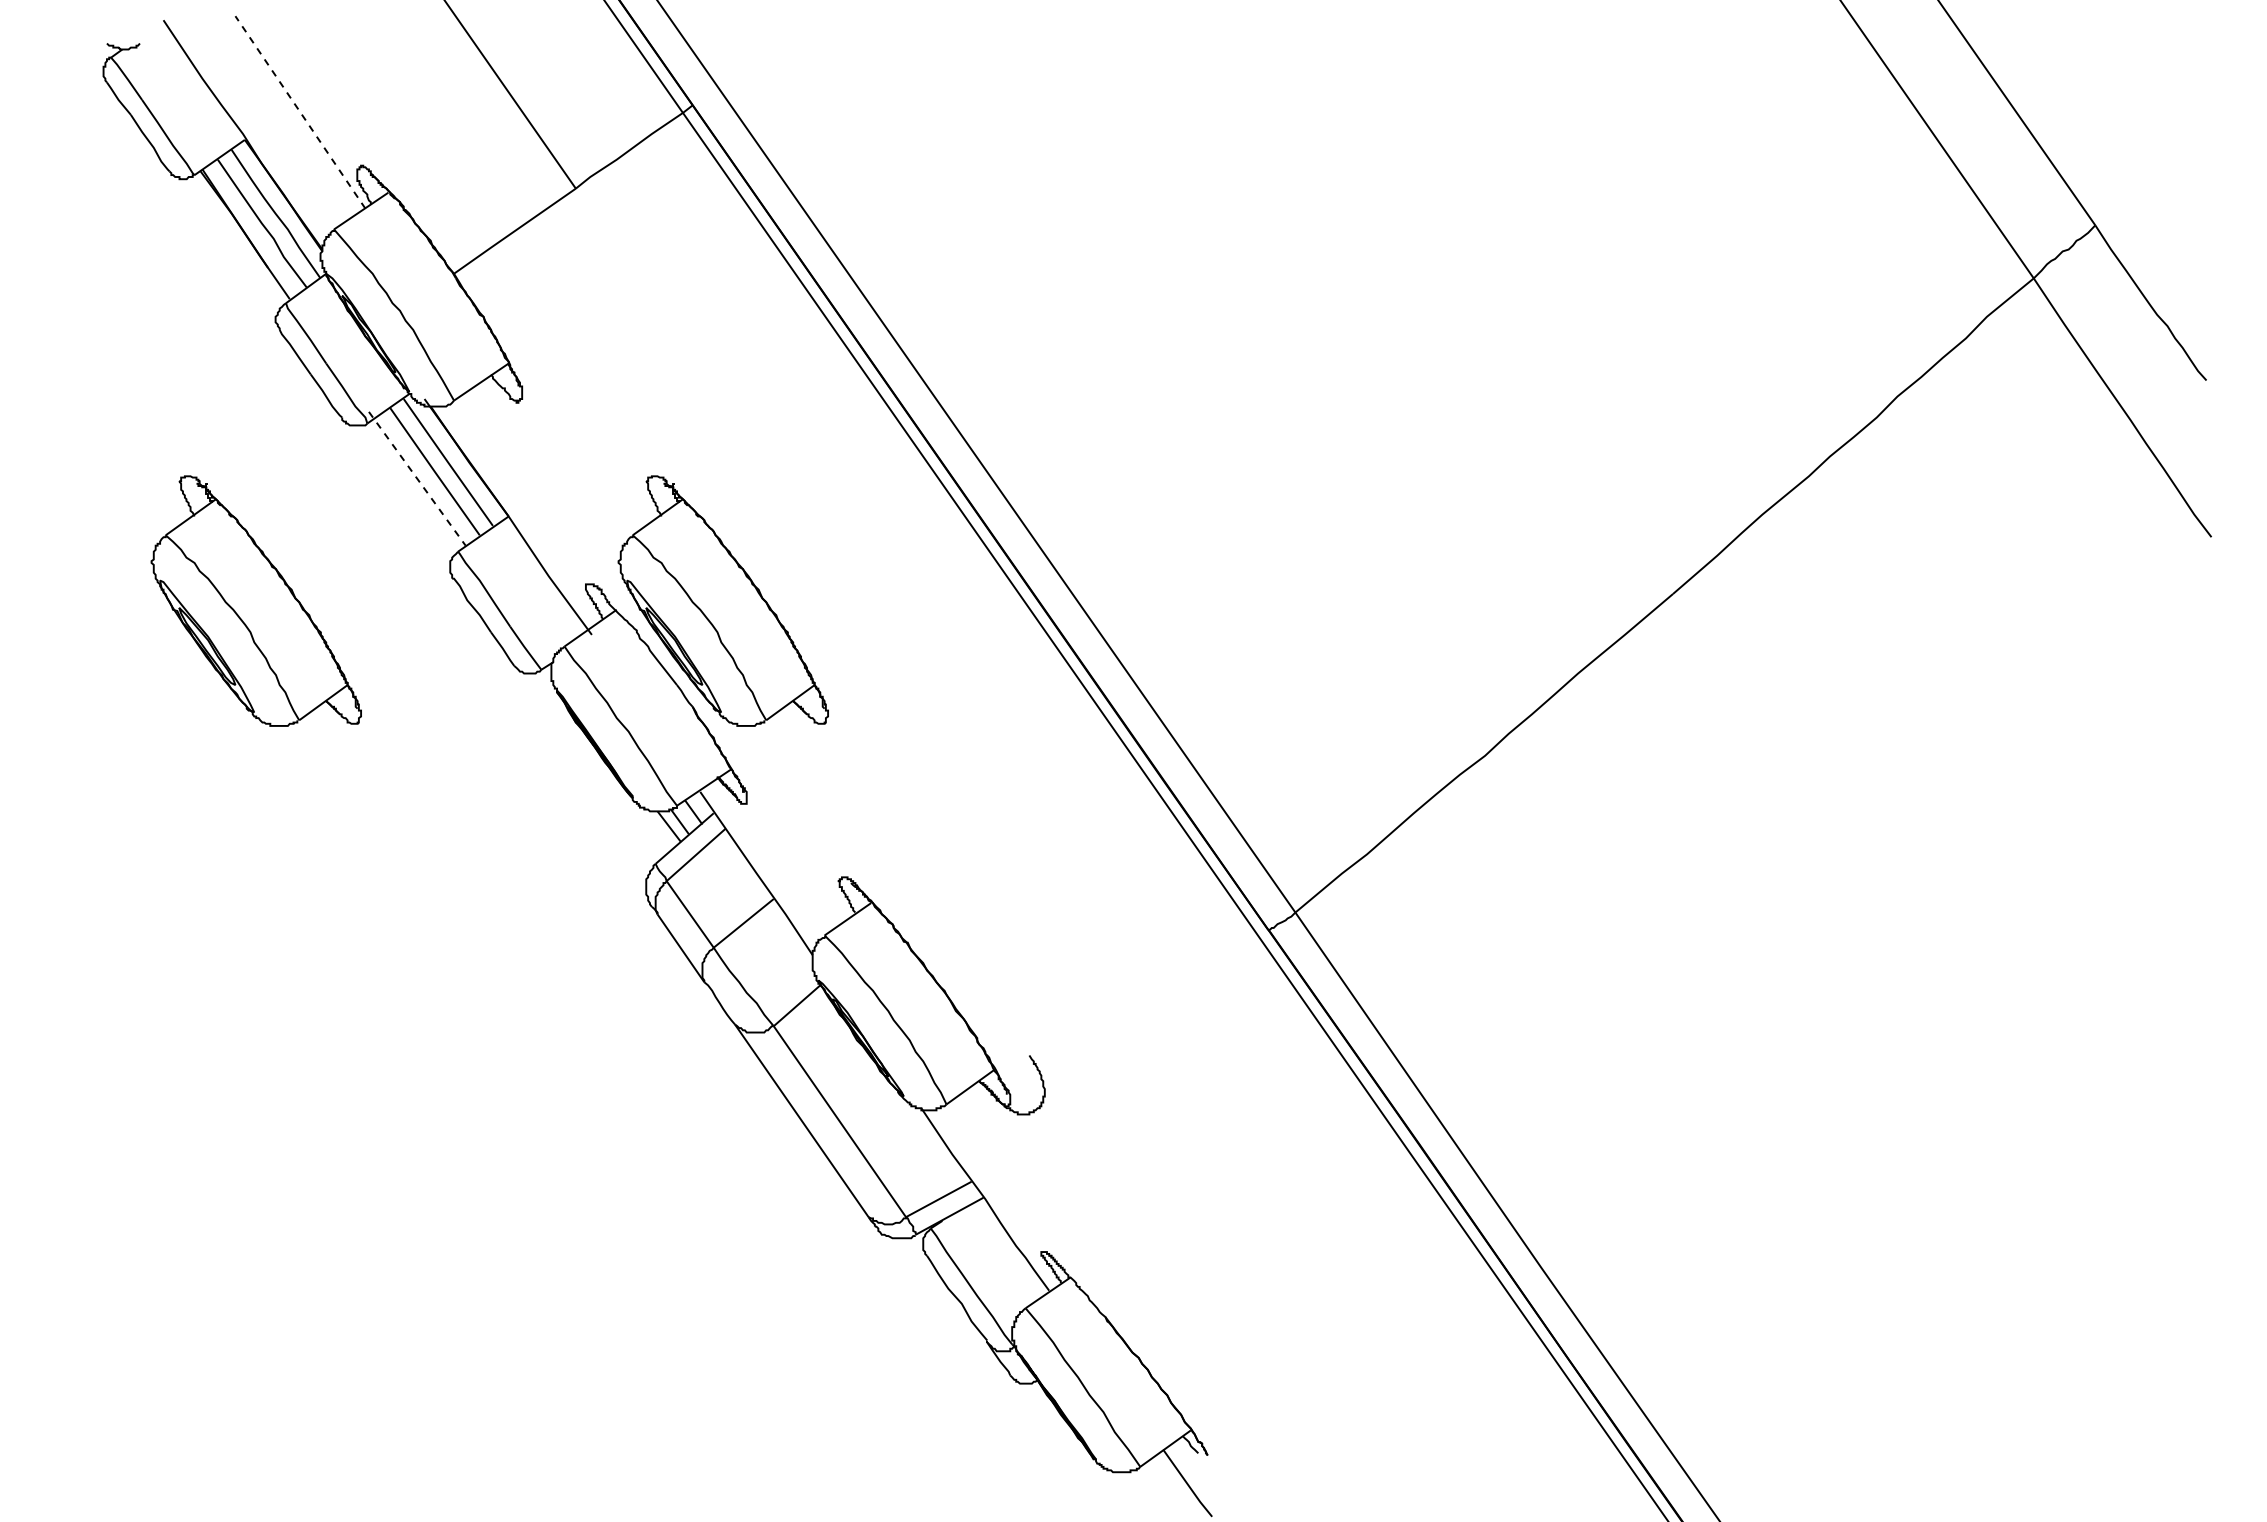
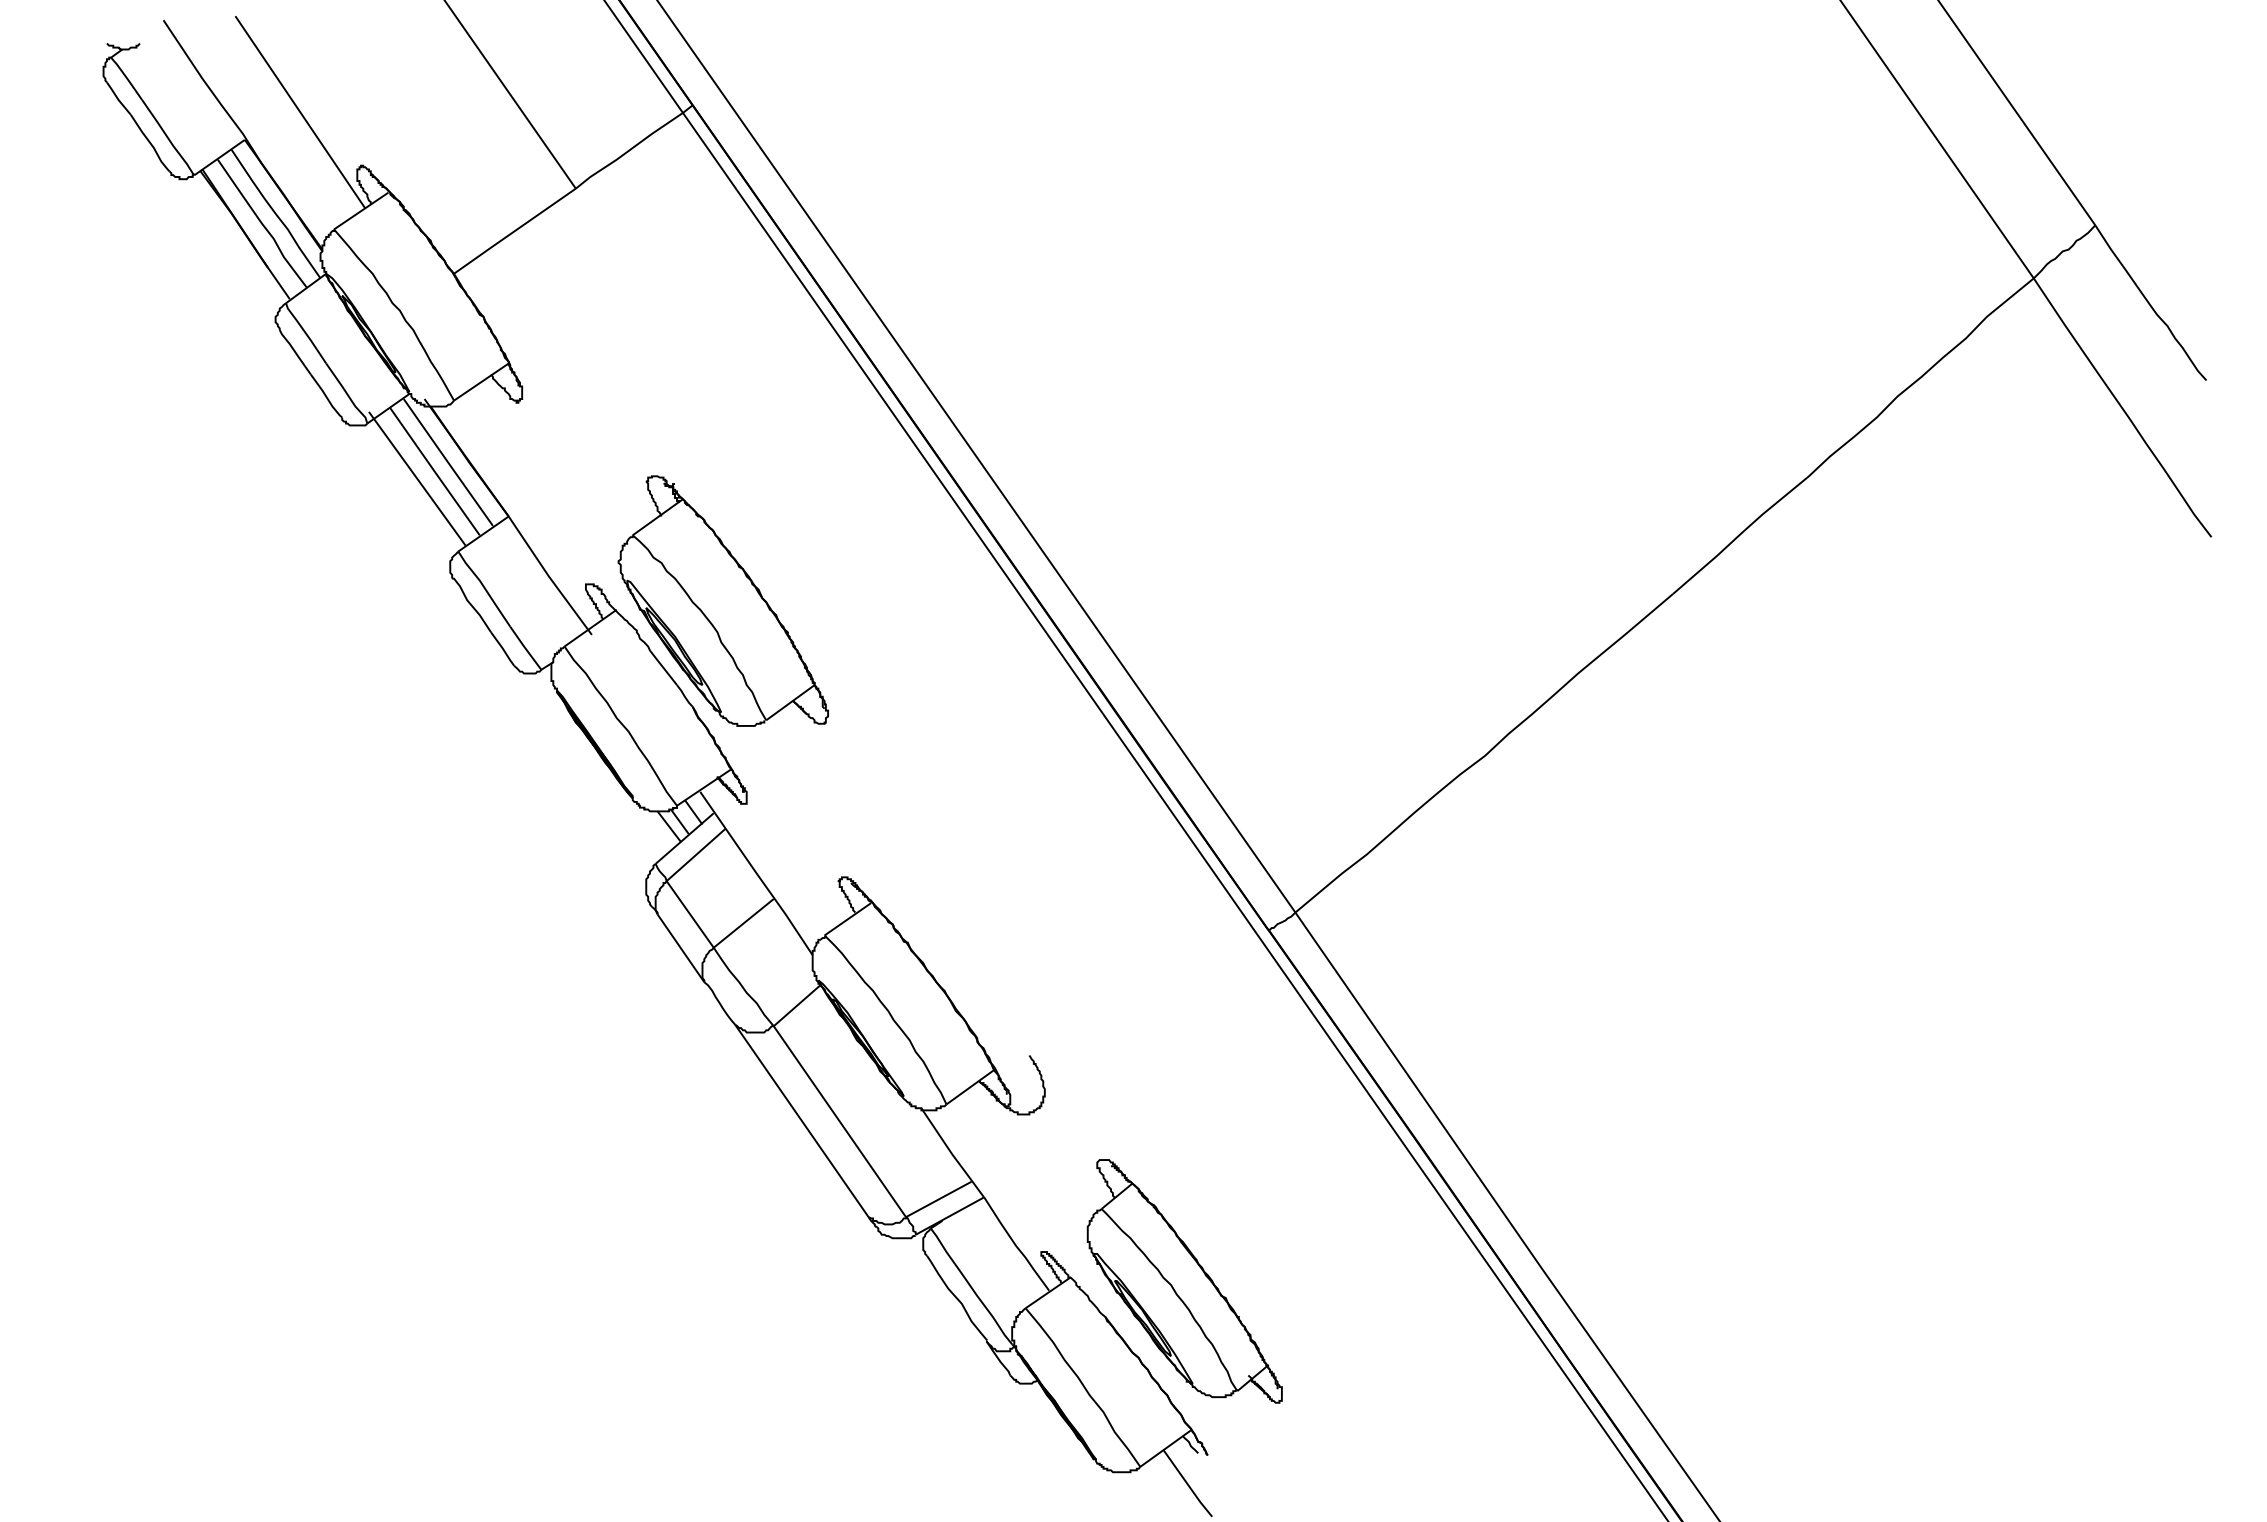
line: dashed -> solid (300, 112)
line: dashed -> solid (417, 478)
part: present -> none (255, 600)
part: none -> present (1184, 1281)
